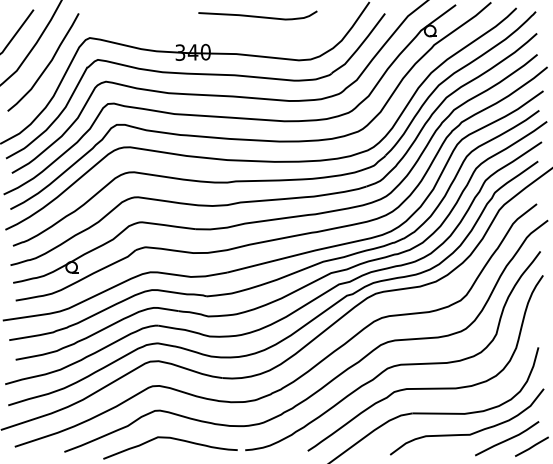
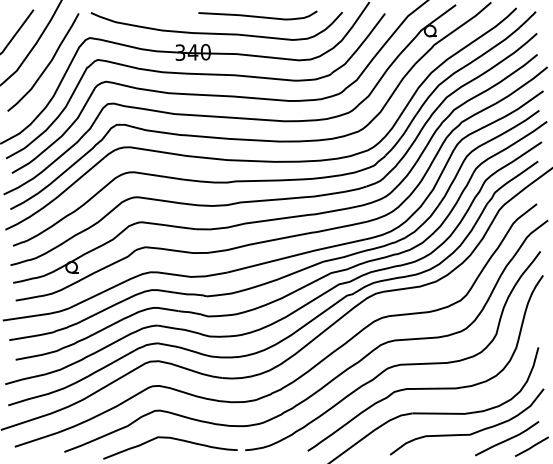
curve: none -> present (215, 32)
